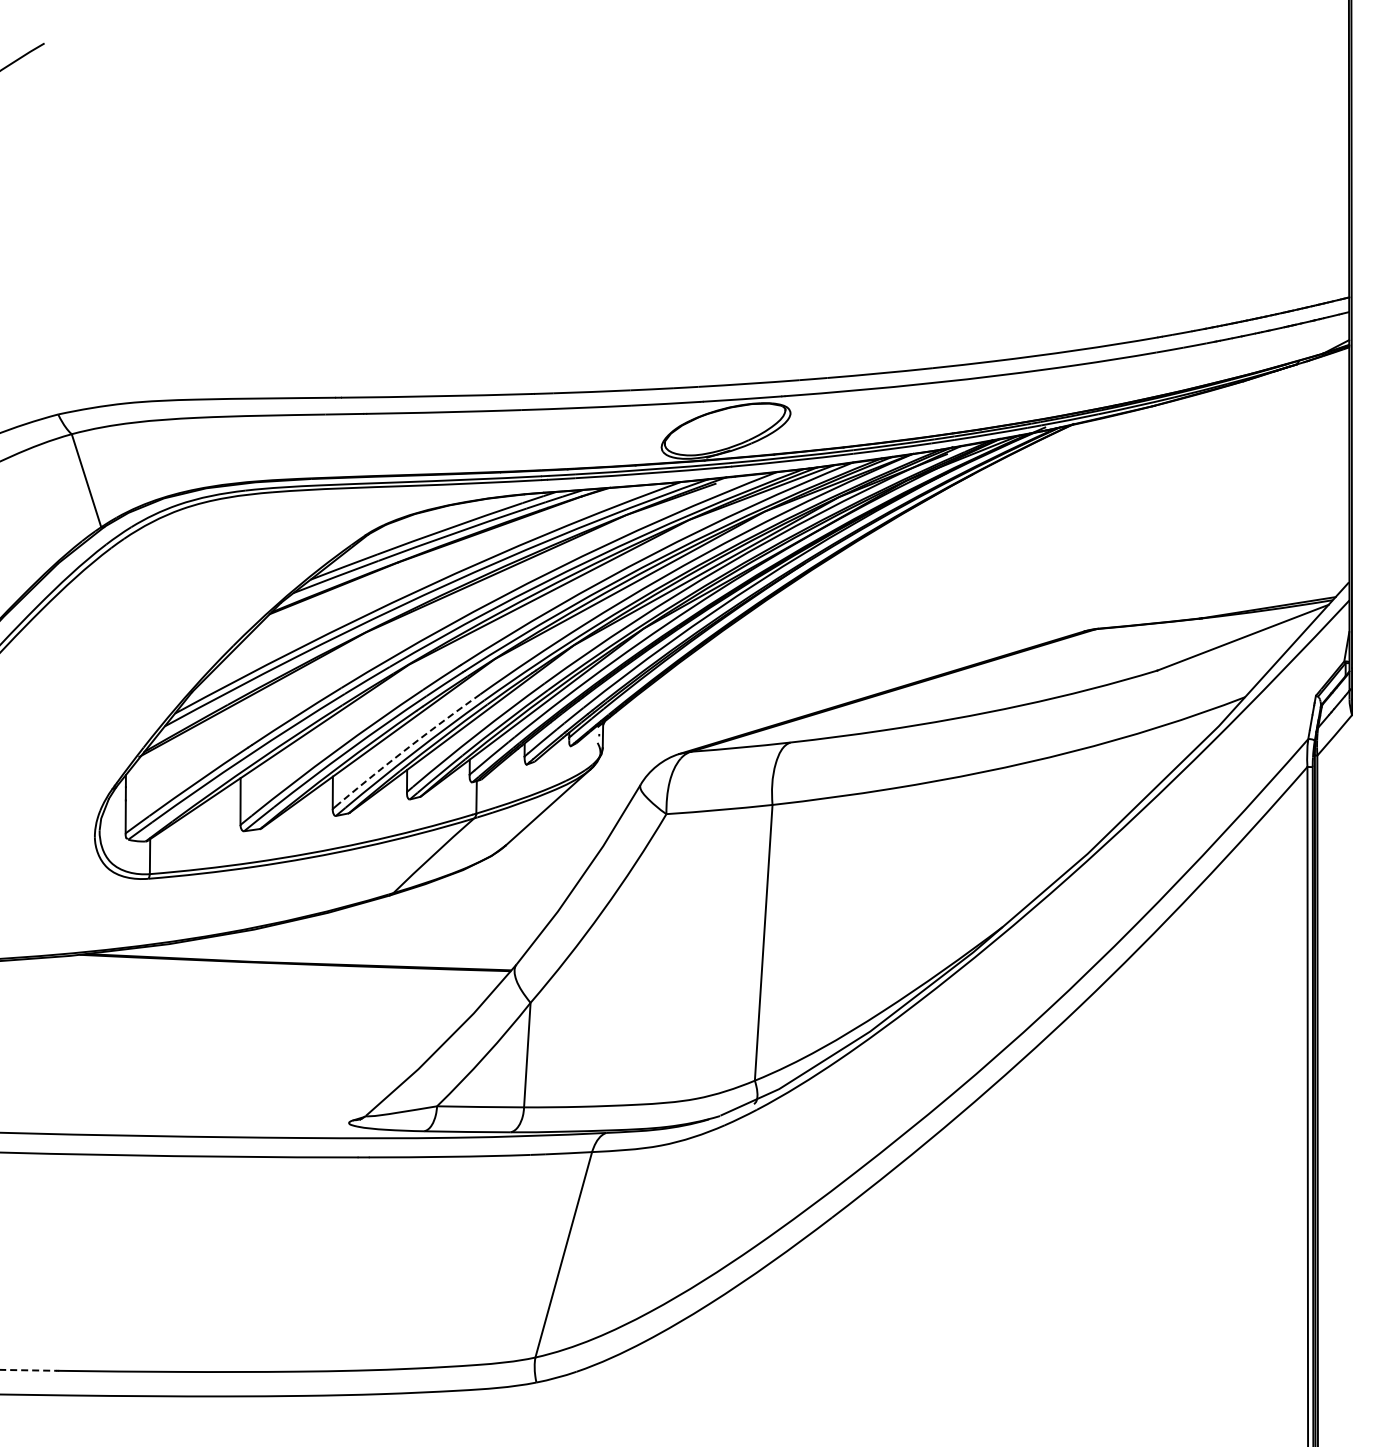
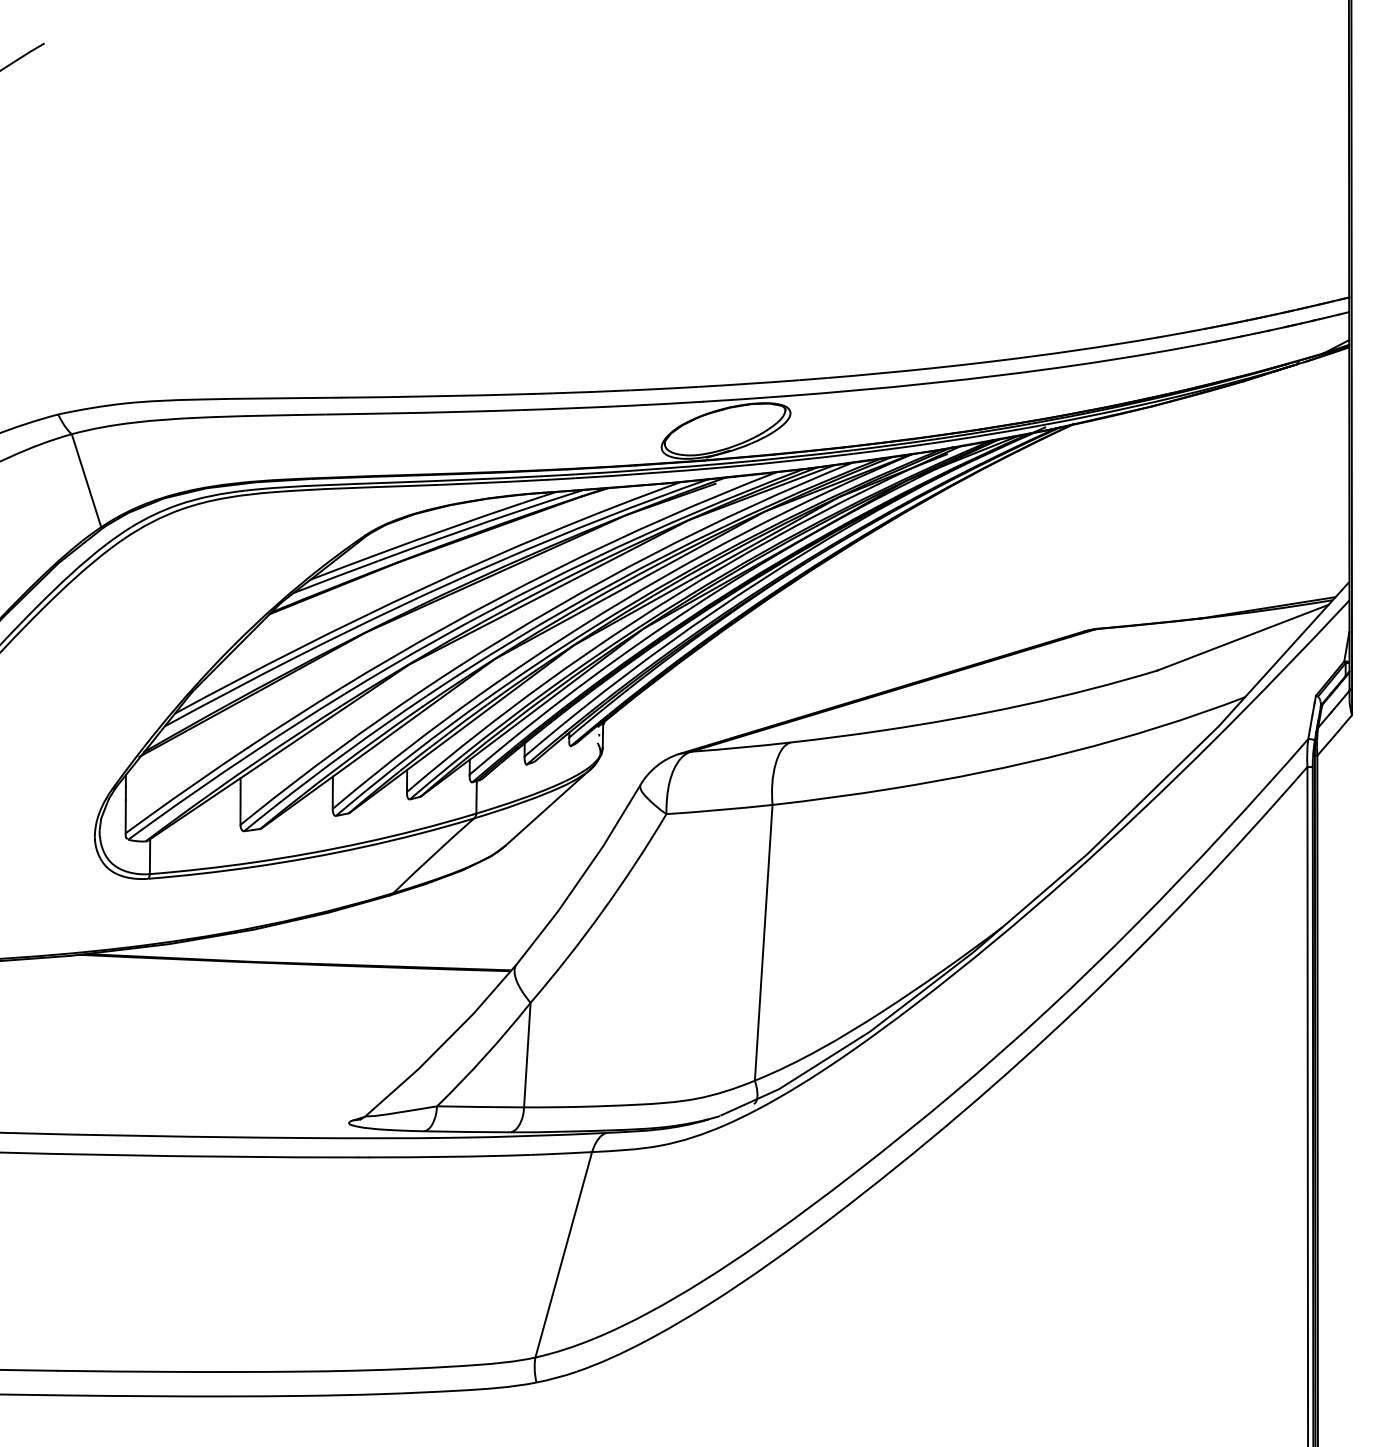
arc: dashed -> solid (409, 746)
arc: dashed -> solid (29, 1370)
